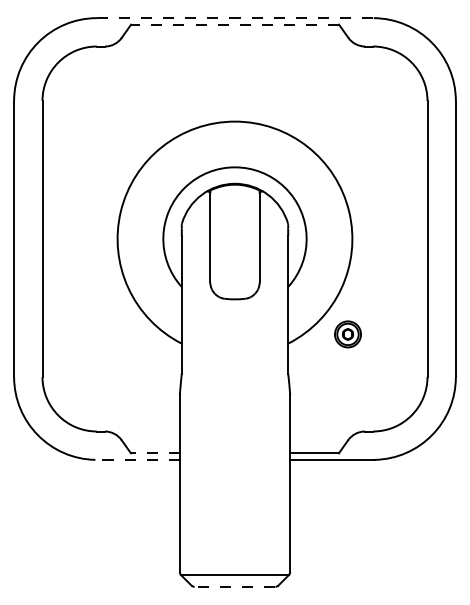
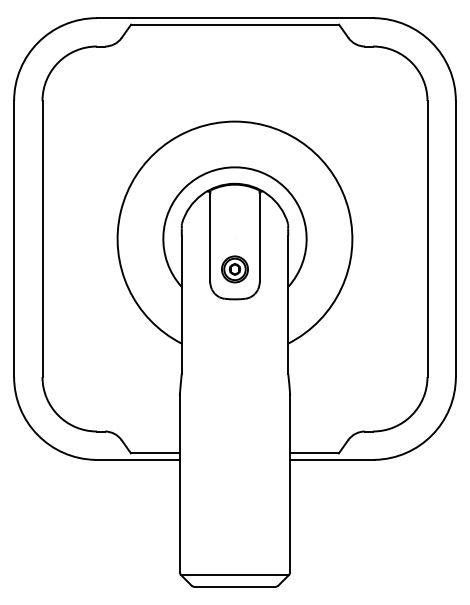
line: dashed -> solid (235, 18)
line: dashed -> solid (235, 24)
part position: (347, 334) -> (234, 269) (234, 269)
line: dashed -> solid (154, 453)
line: dashed -> solid (137, 459)
line: dashed -> solid (234, 586)
